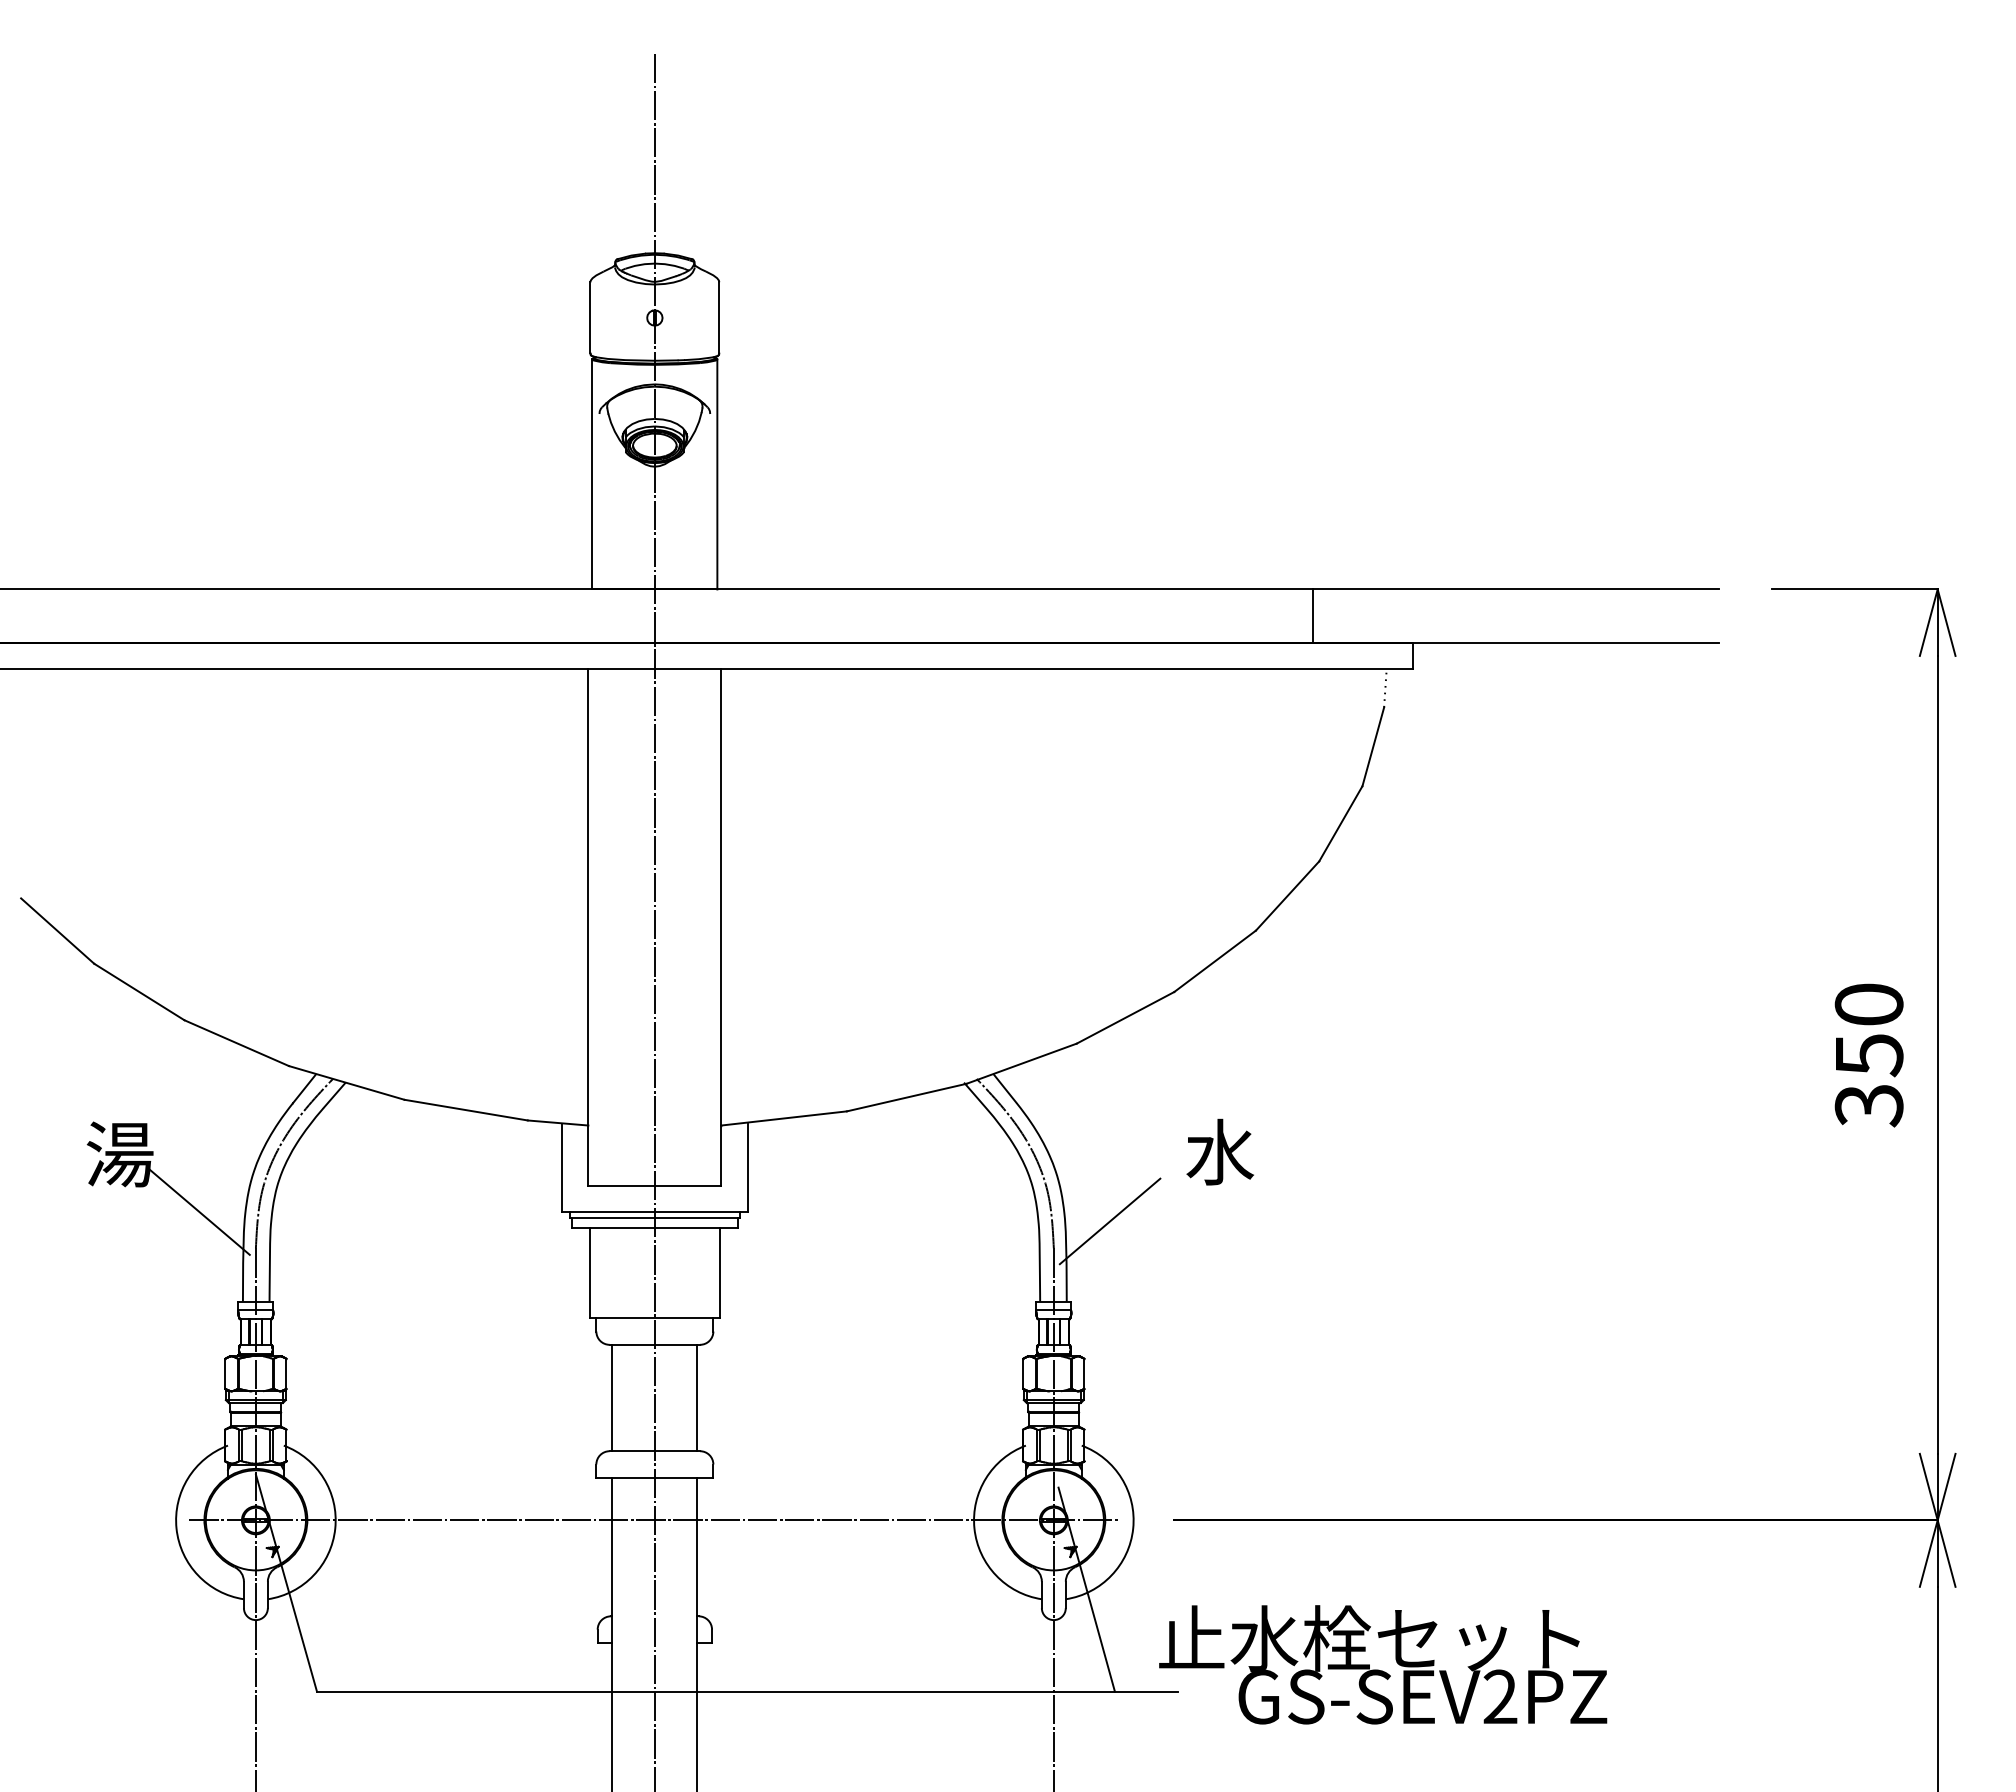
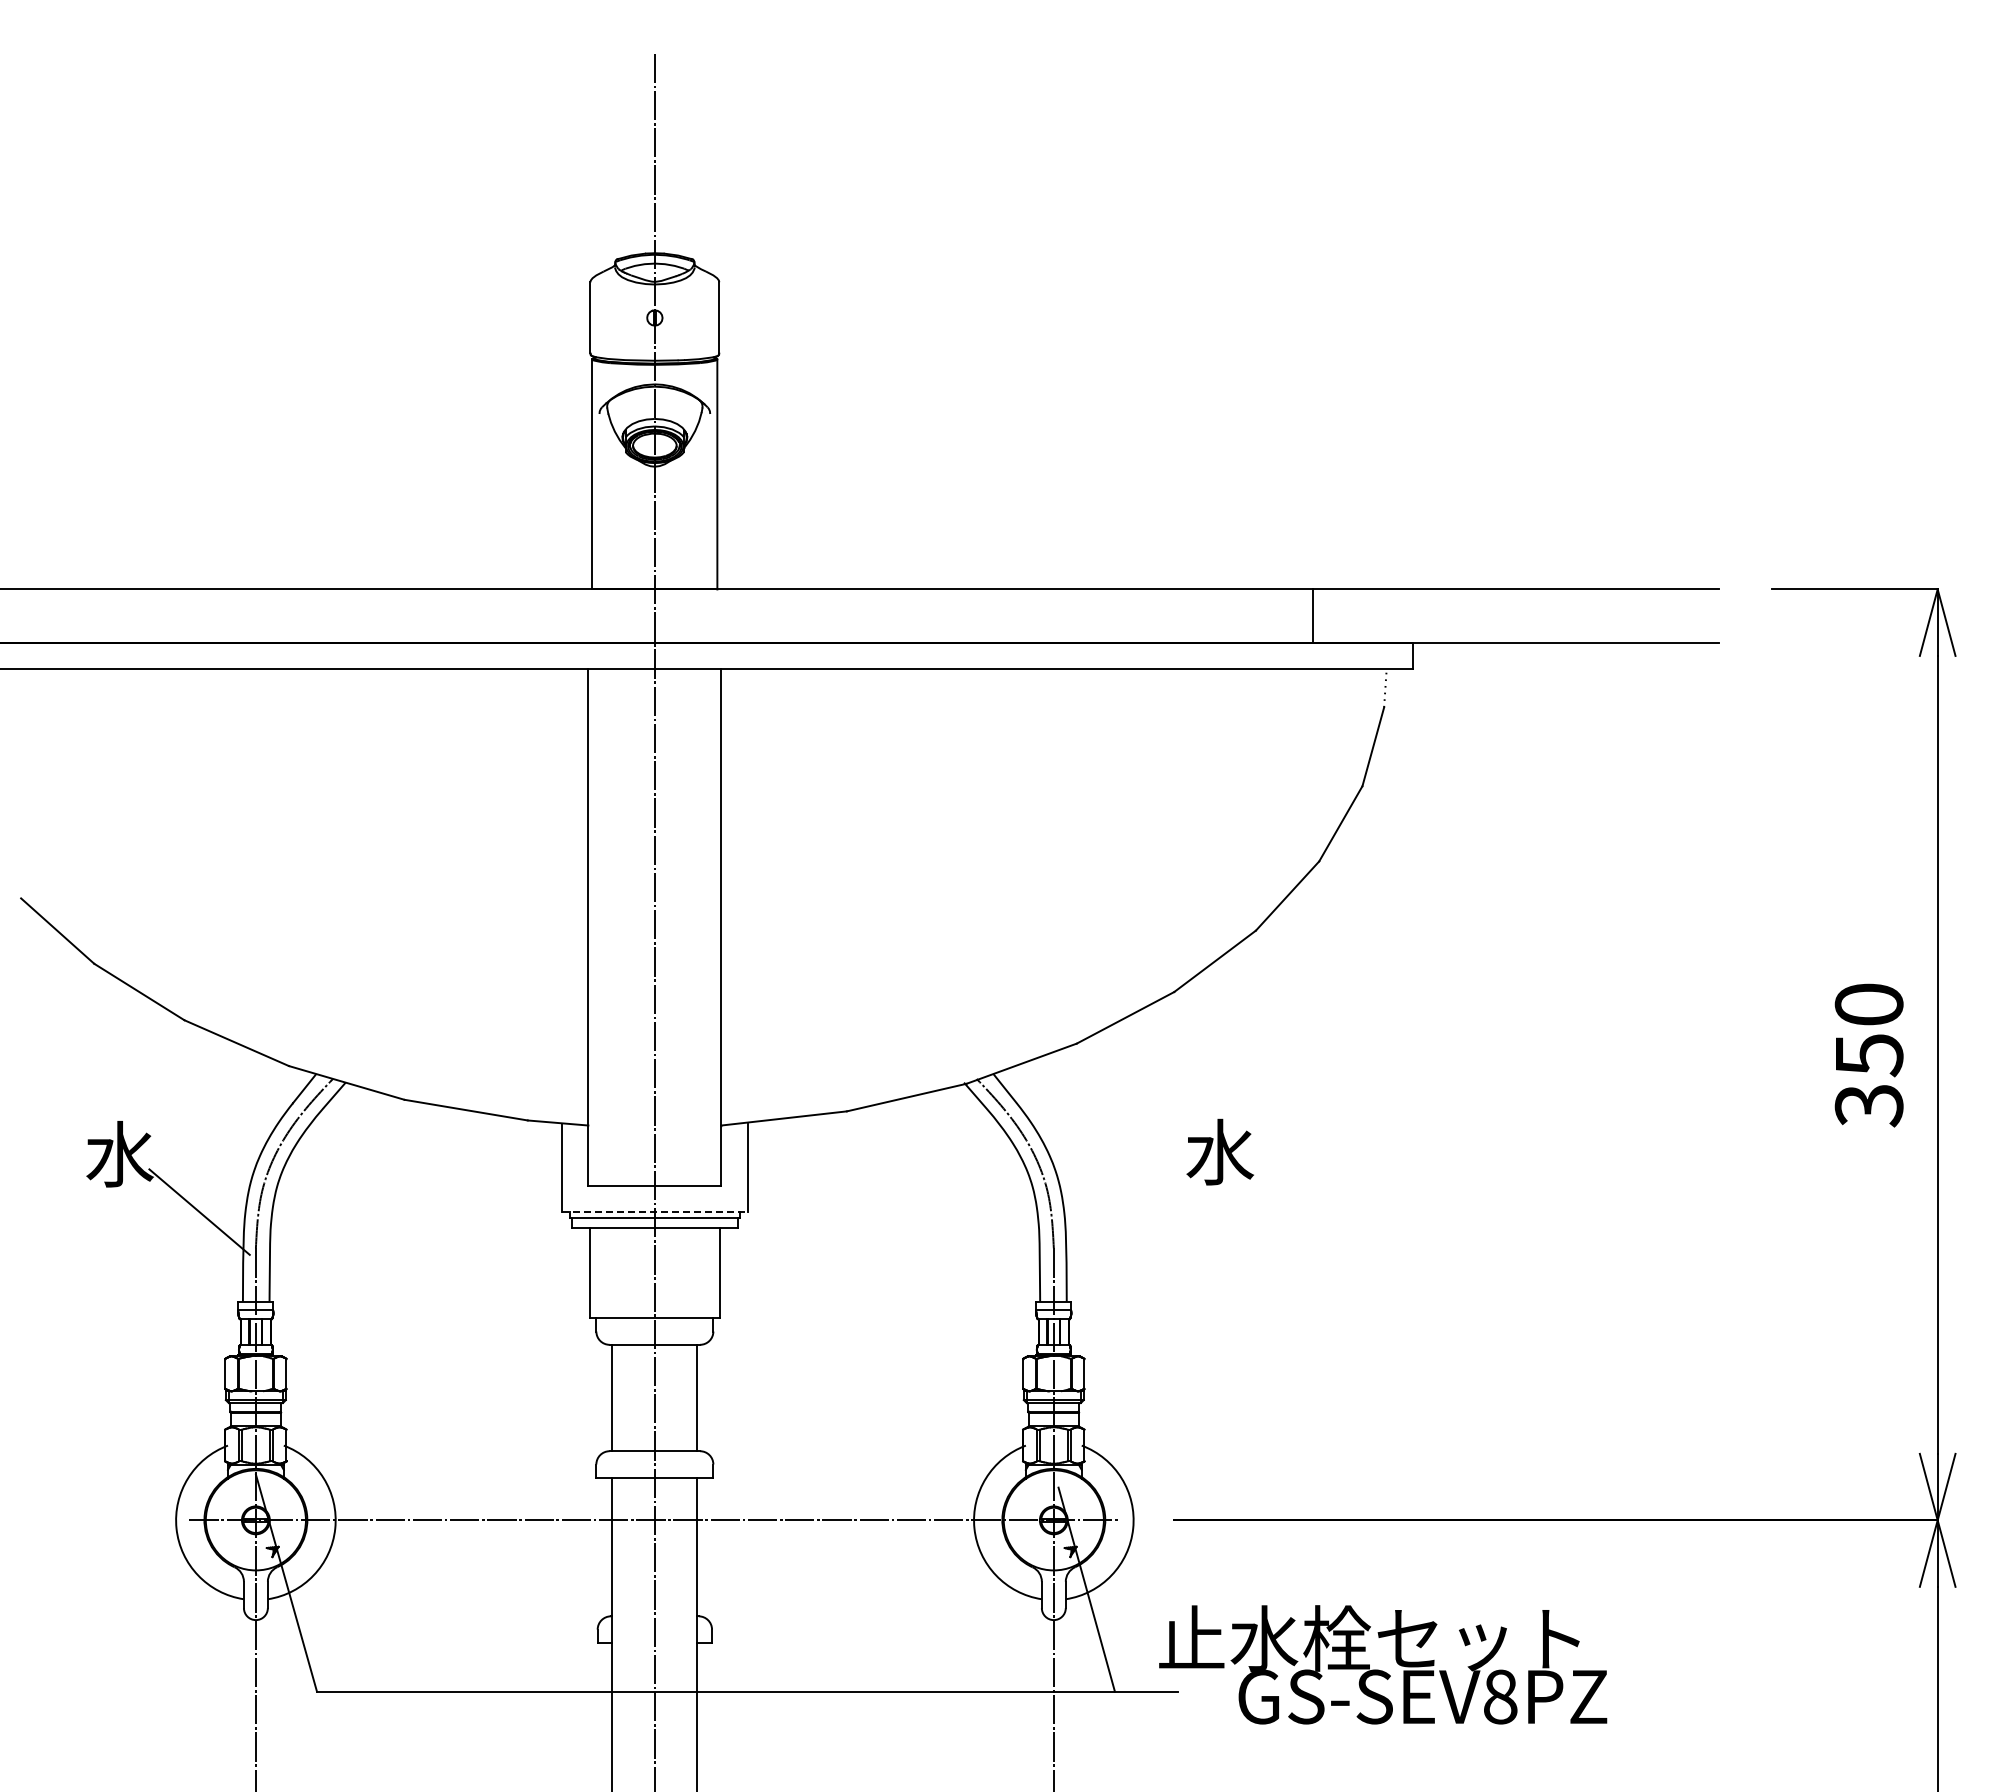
text: 湯 -> 水 (119, 1154)
line: solid -> dashed (655, 1211)
line: present -> none (1109, 1221)
text: GS-SEV2PZ -> GS-SEV8PZ (1500, 1696)
